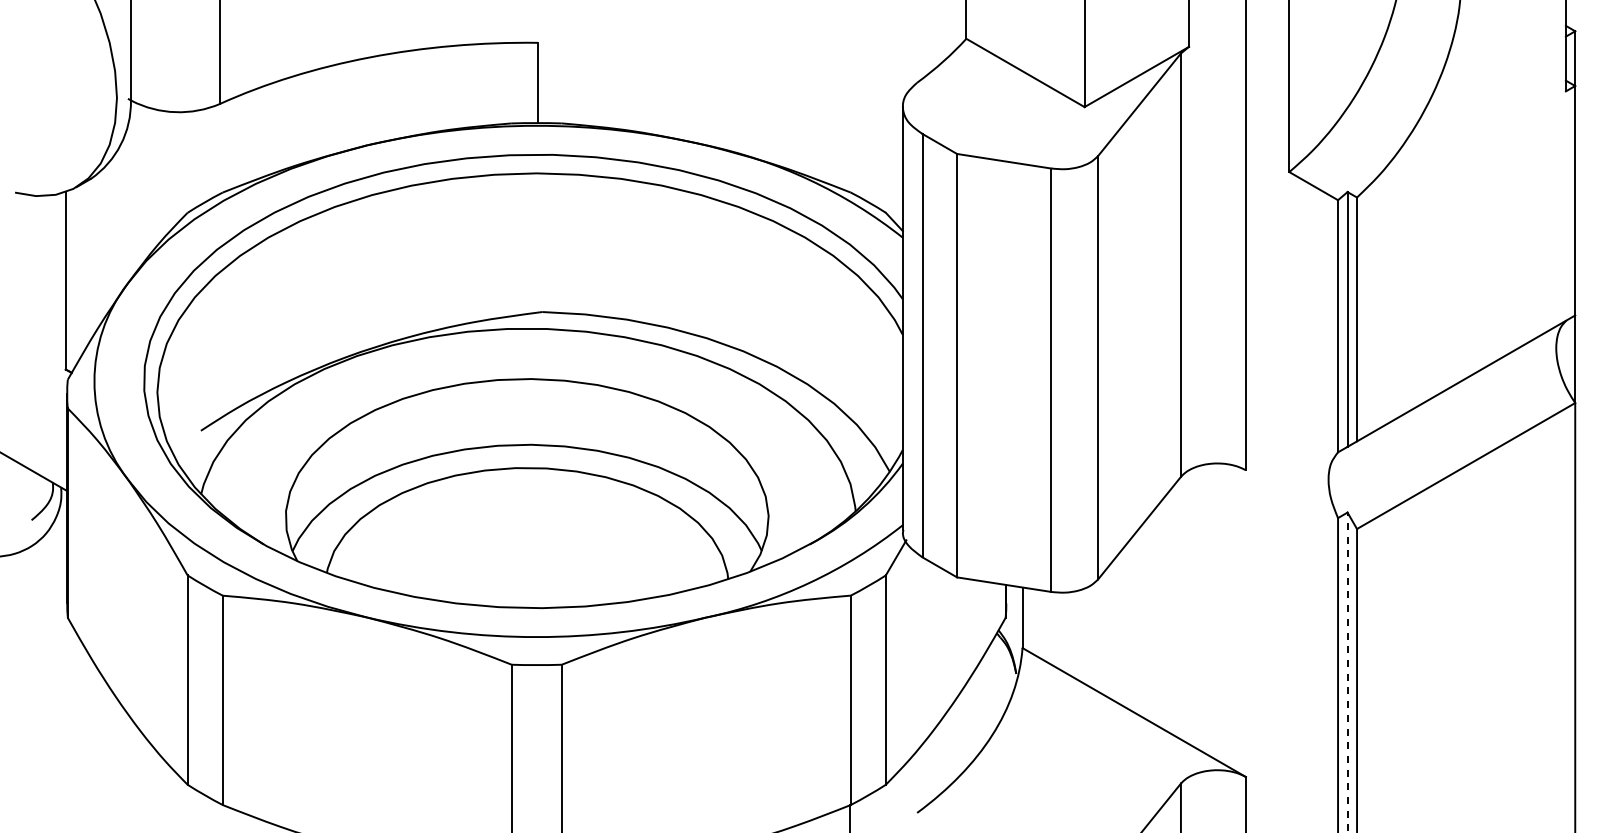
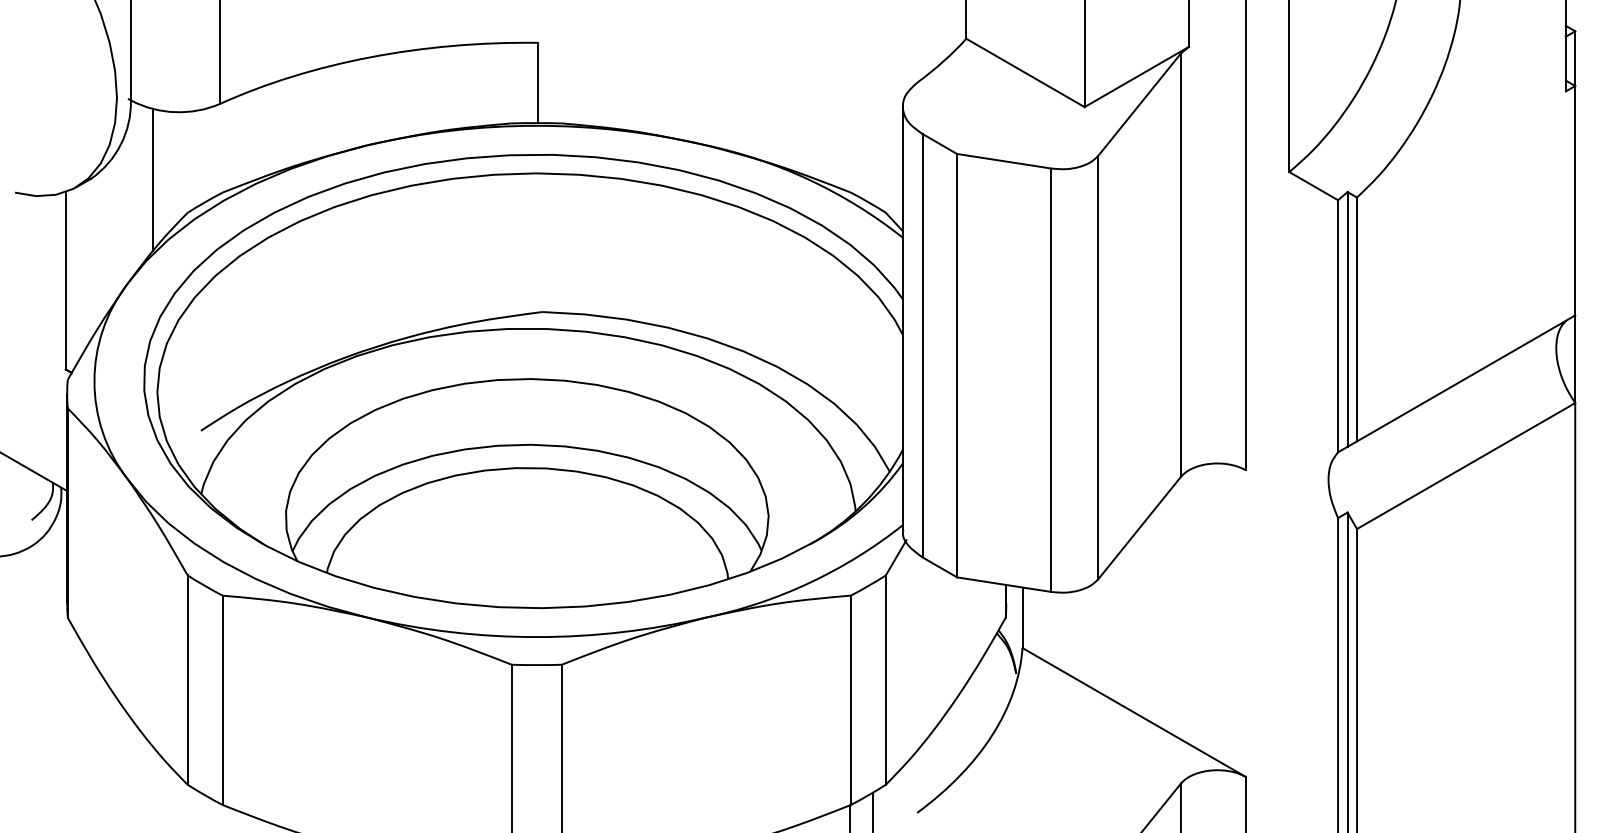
line: none -> present (153, 180)
line: dashed -> solid (1347, 672)
line: none -> present (873, 810)
